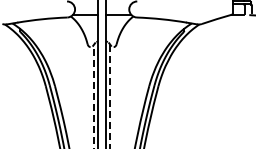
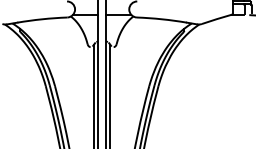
line: dashed -> solid (93, 96)
line: dashed -> solid (110, 96)
